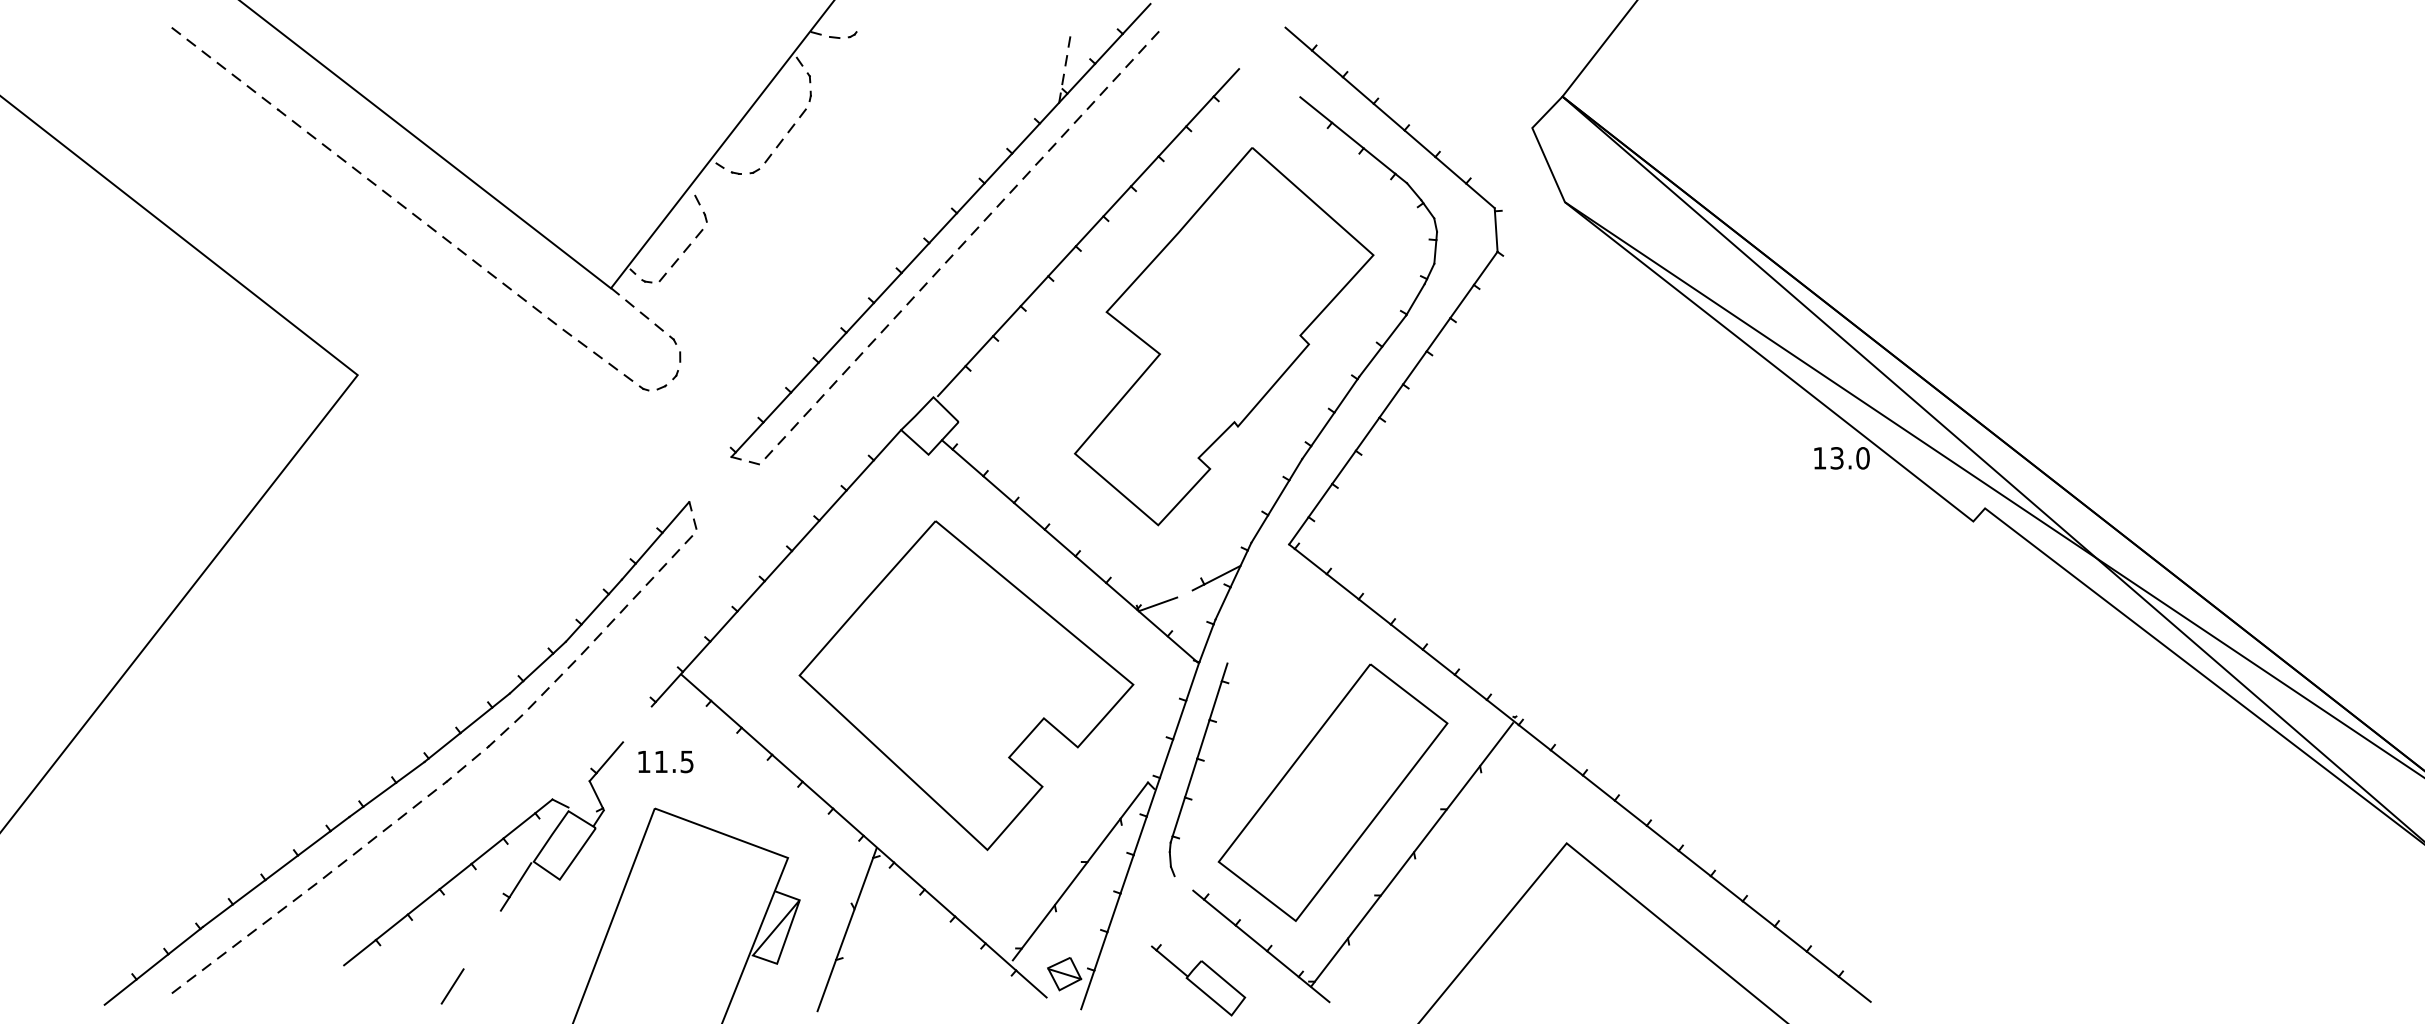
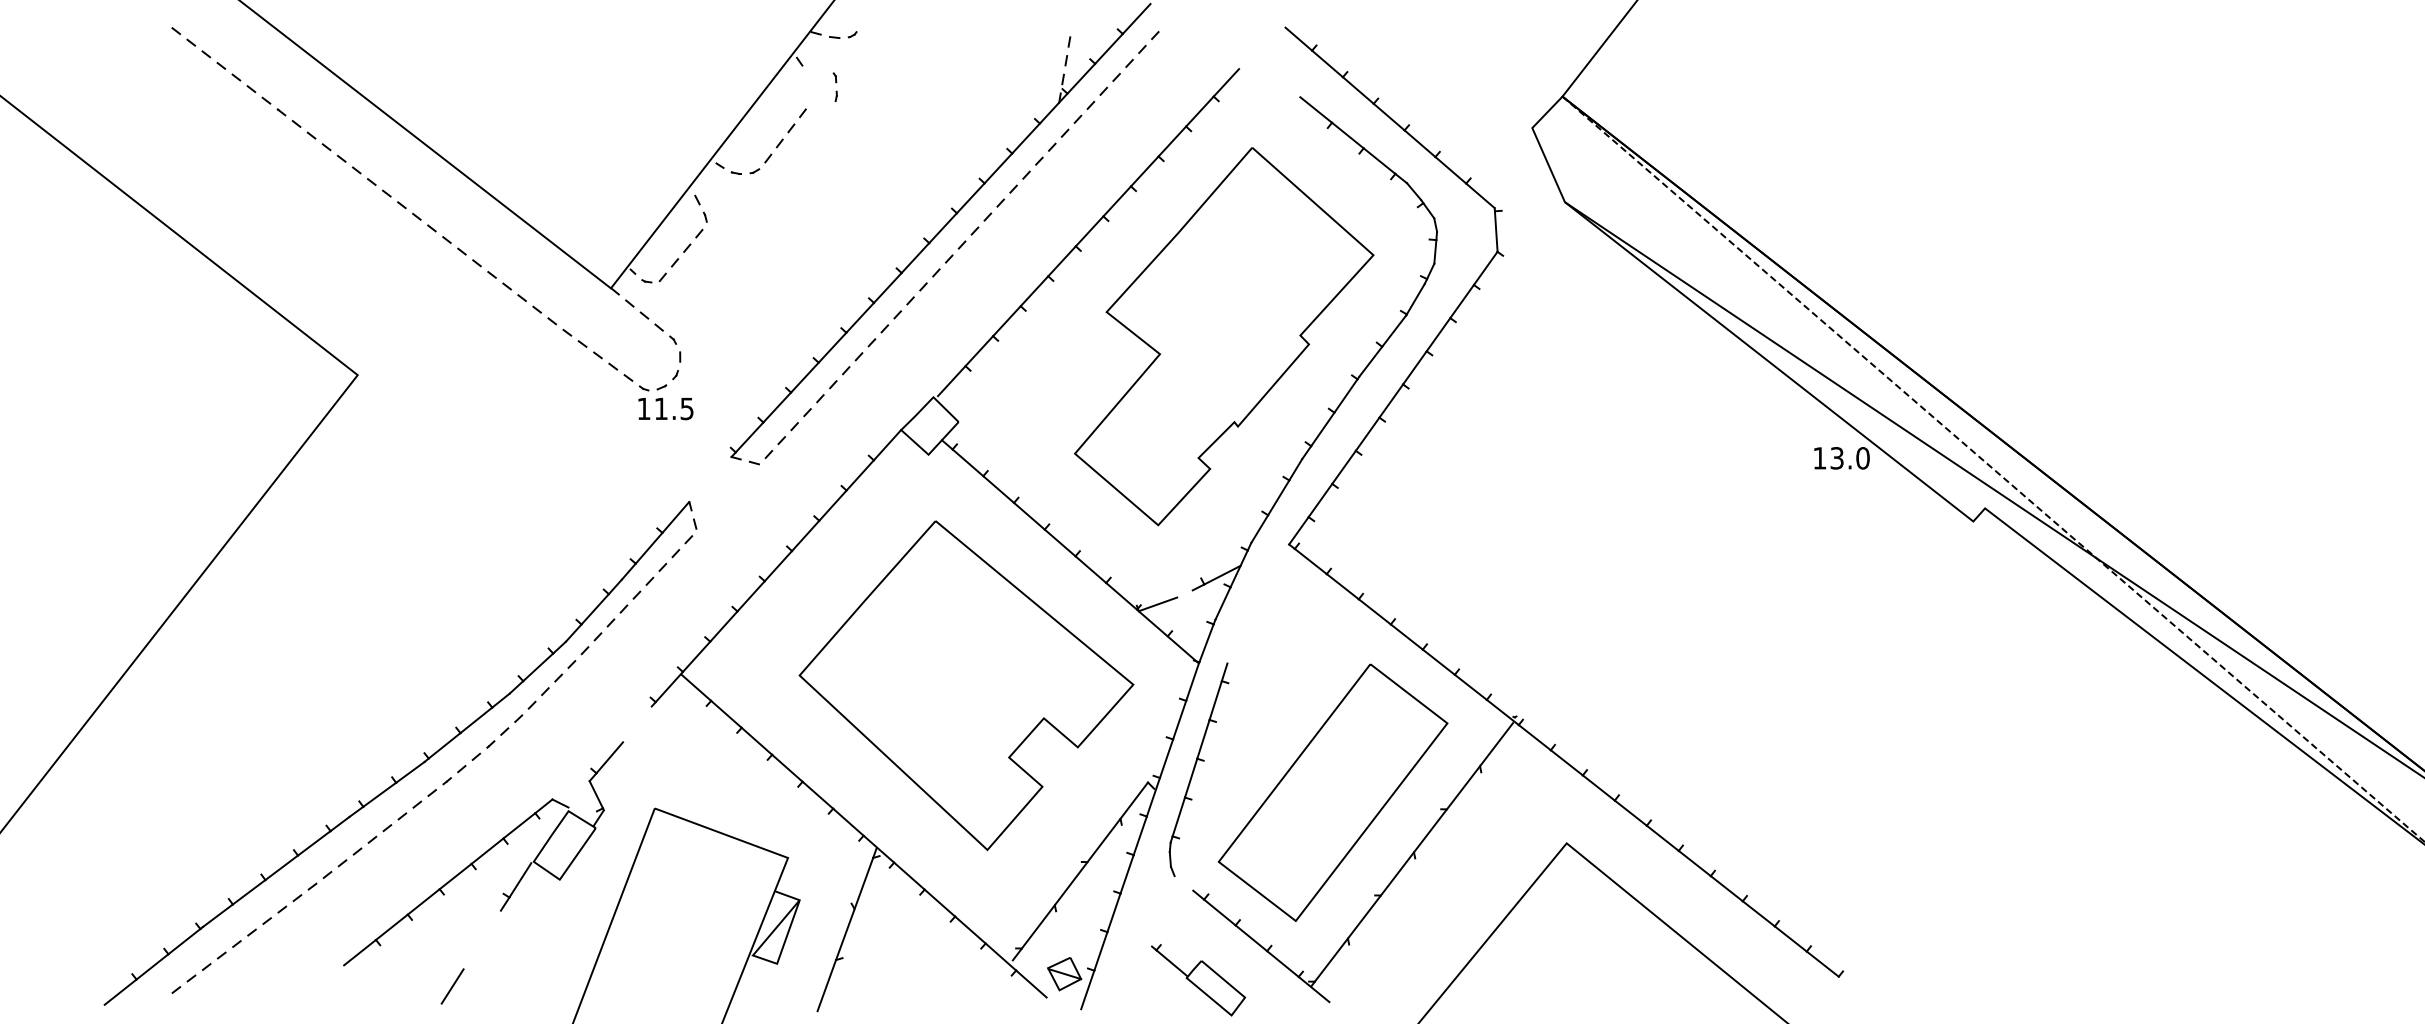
part position: (808, 86) -> (834, 86) (834, 86)
line: solid -> dashed (1994, 470)
text position: (665, 762) -> (665, 409) (665, 409)
line: present -> none (1854, 988)
